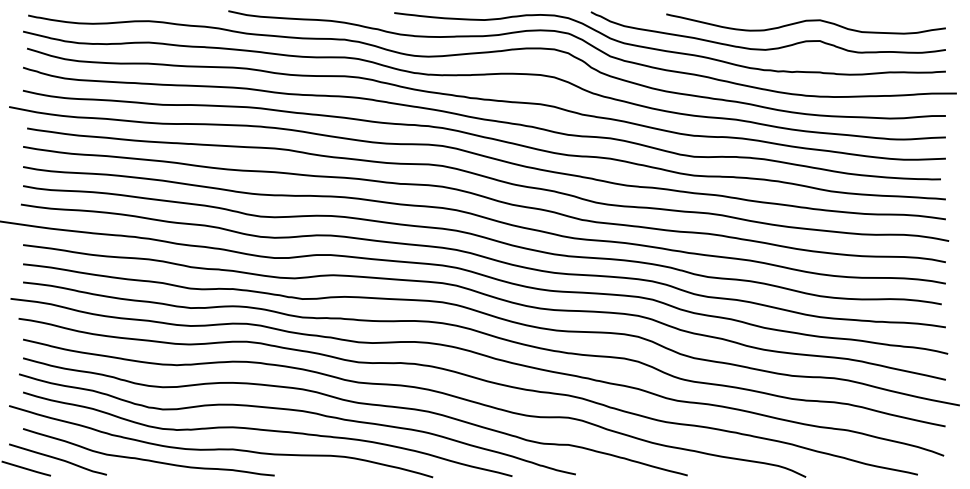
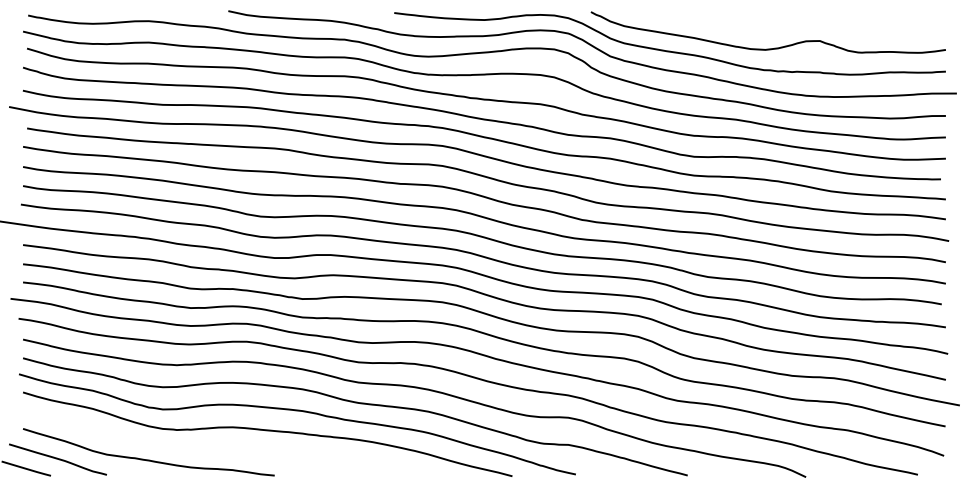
curve: present -> none (804, 22)
curve: present -> none (221, 448)
